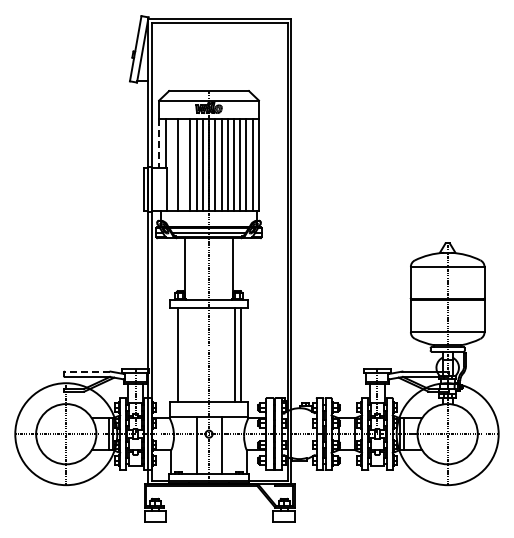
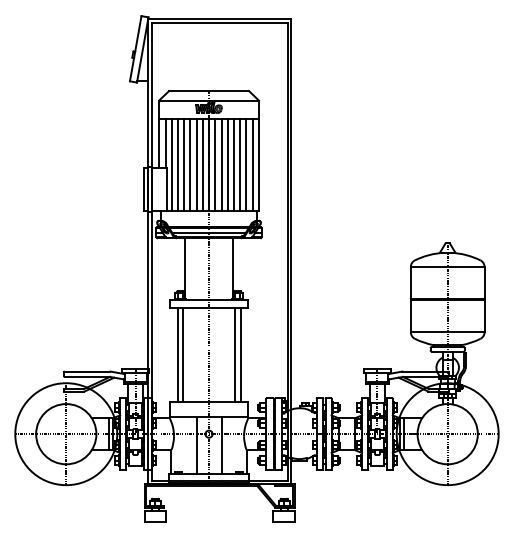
line: dashed -> solid (159, 143)
line: none -> present (171, 164)
line: none -> present (184, 164)
line: none -> present (183, 354)
line: dashed -> solid (87, 371)
